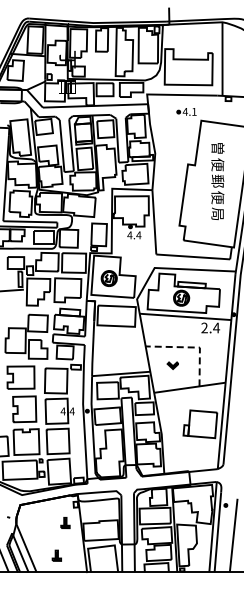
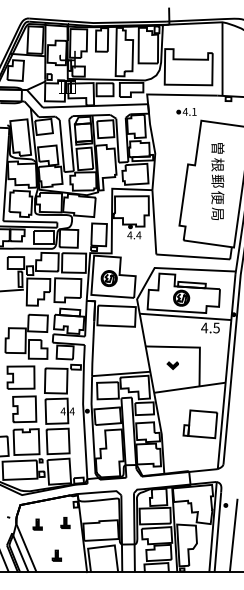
text: 便 -> 根 (217, 164)
text: 2.4 -> 4.5 (210, 327)
line: dashed -> solid (192, 347)
part: none -> present (37, 524)
